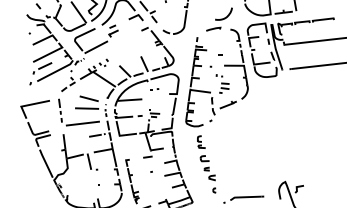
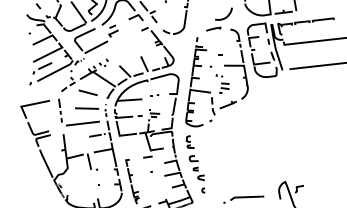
part position: (154, 89) -> (154, 95) (154, 95)
line position: (88, 98) -> (87, 92) (87, 92)
part position: (206, 164) -> (195, 164) (195, 164)
